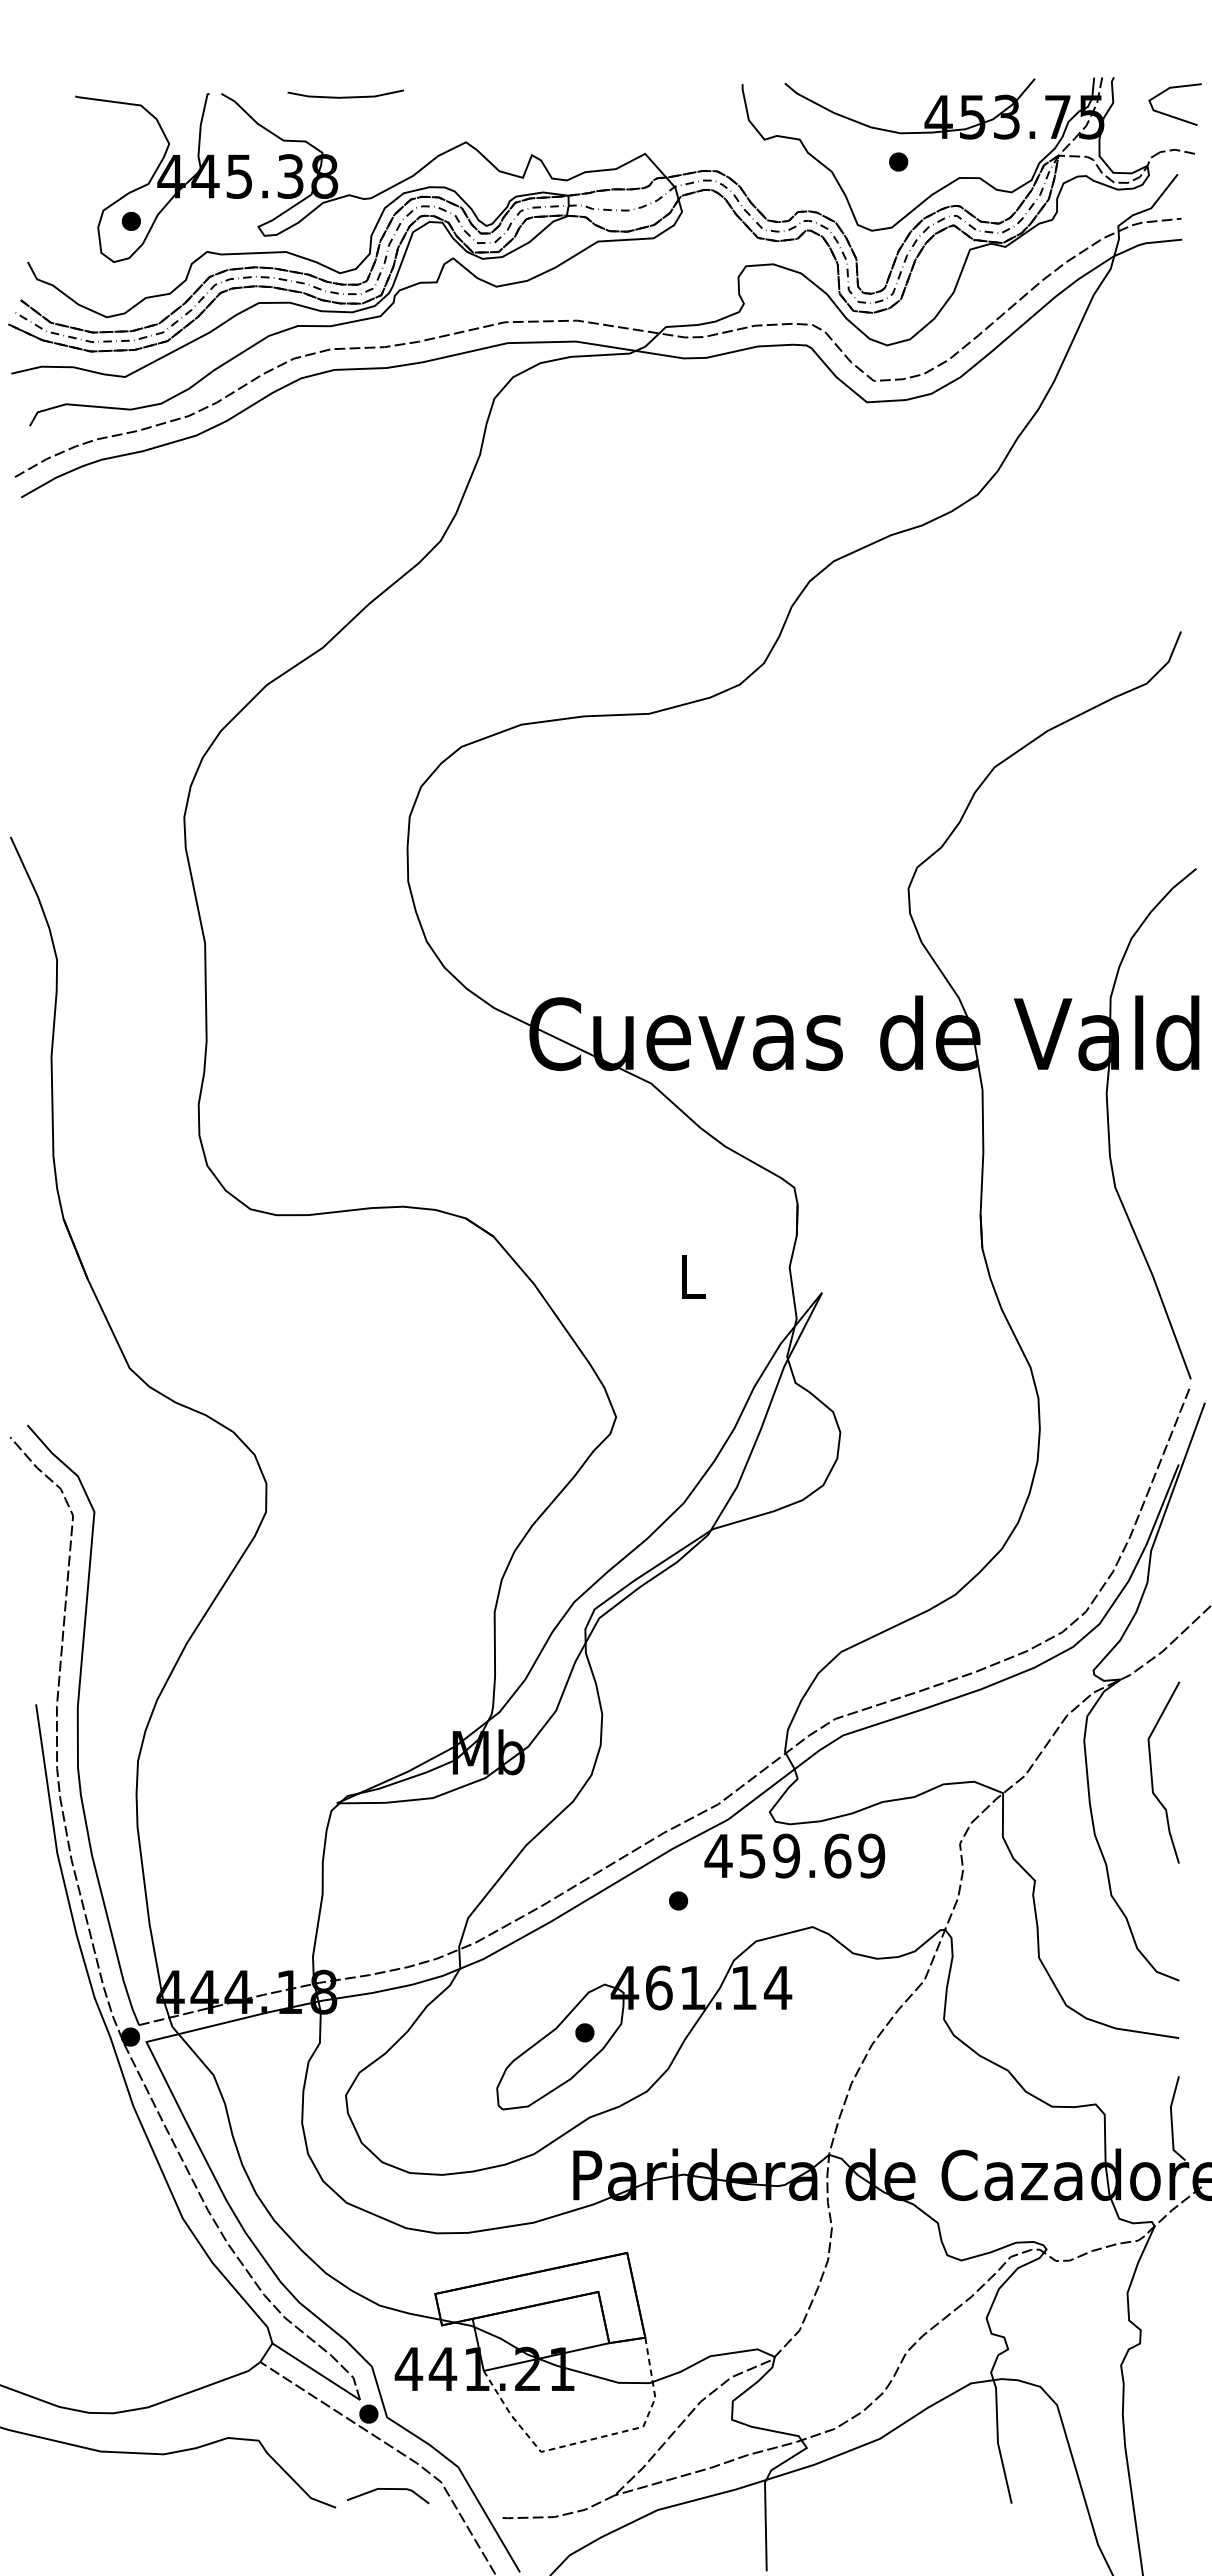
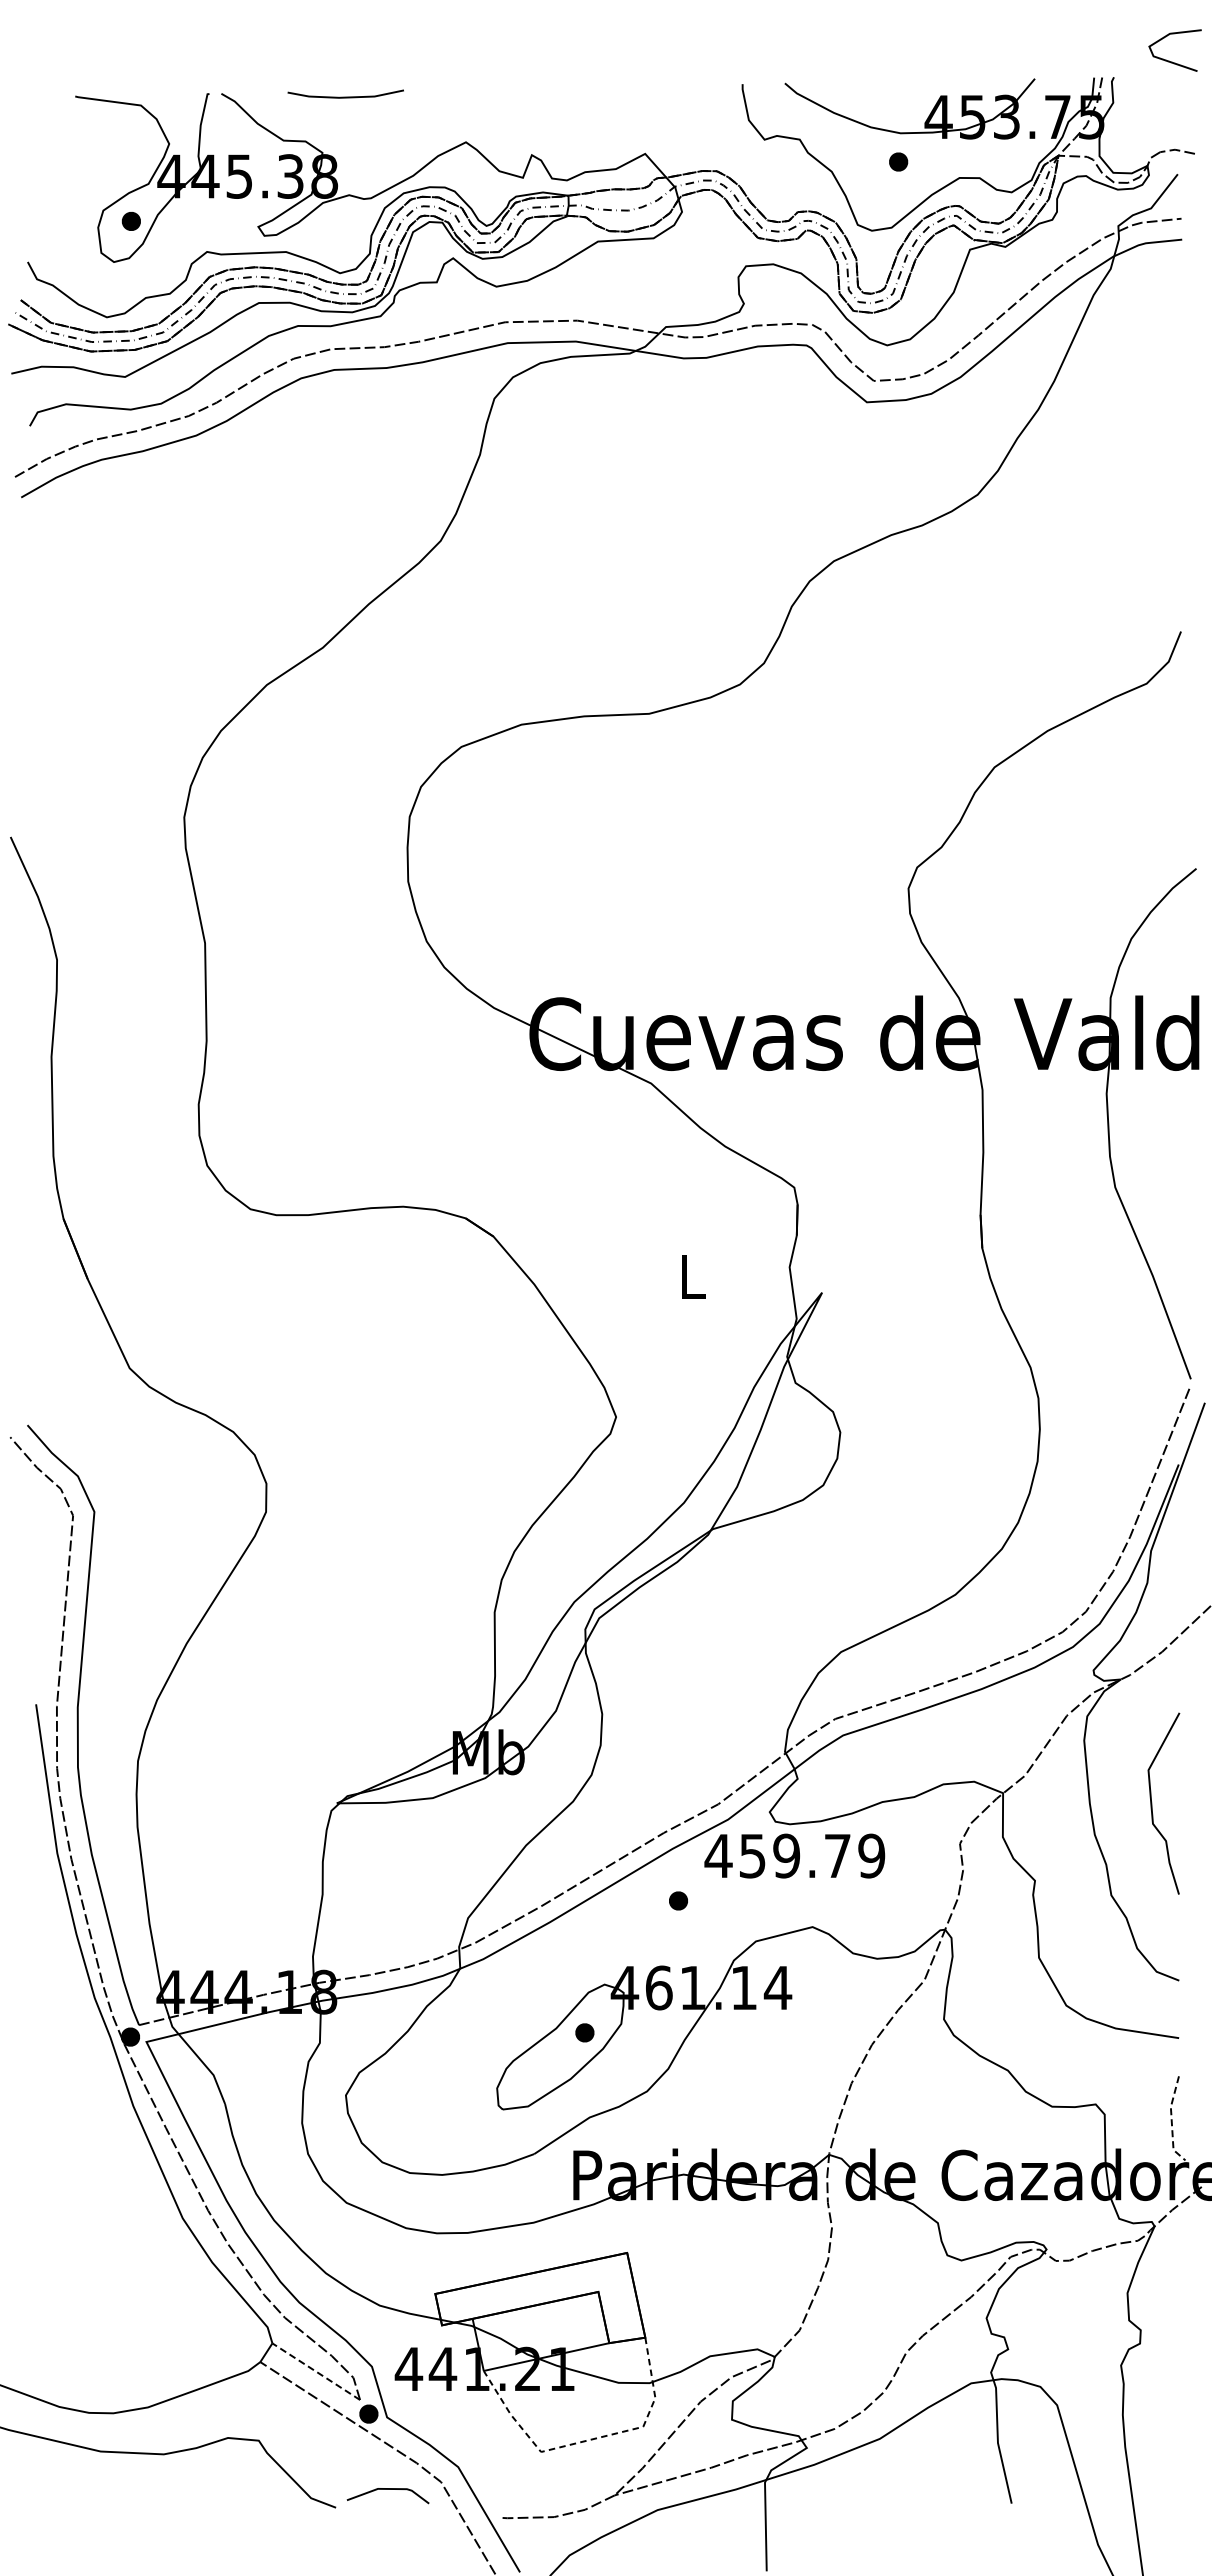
line position: (1169, 114) -> (1169, 60) (1169, 60)
curve position: (1152, 1772) -> (1152, 1803) (1152, 1803)
text: 459.69 -> 459.79 (837, 1855)
line: solid -> dashed (1171, 2121)
line: solid -> dashed (315, 2371)
